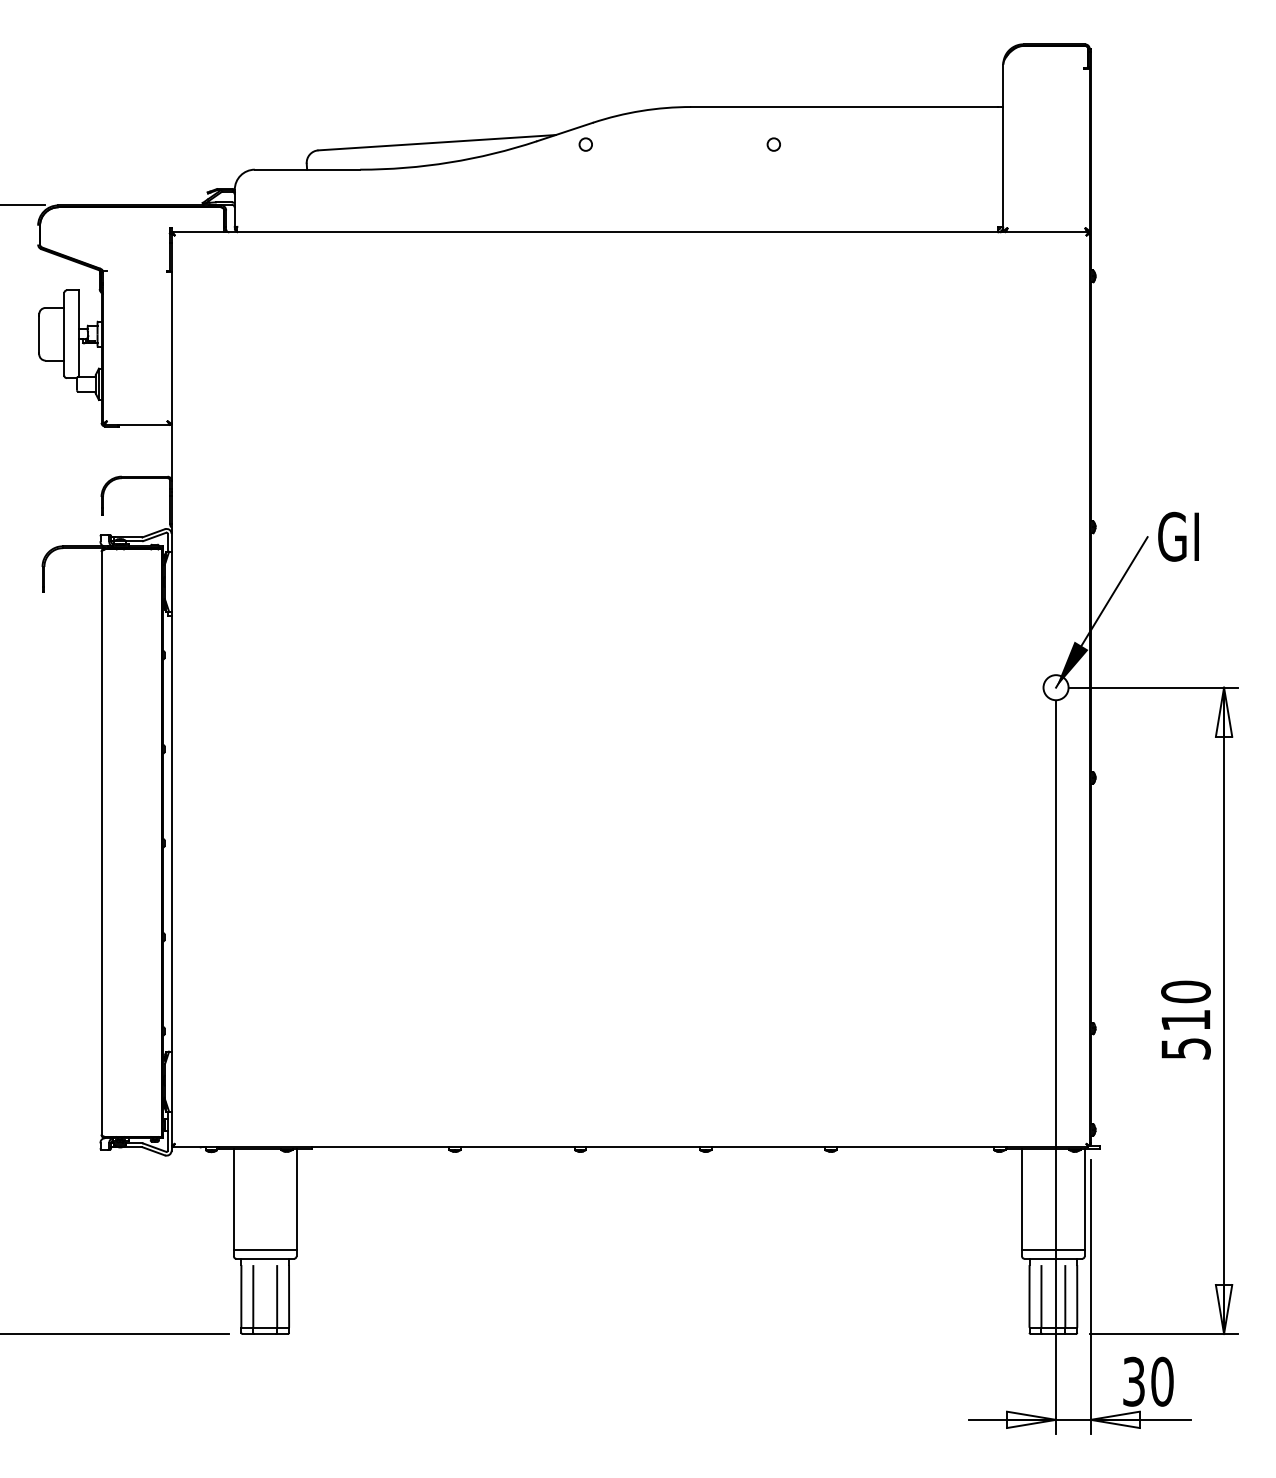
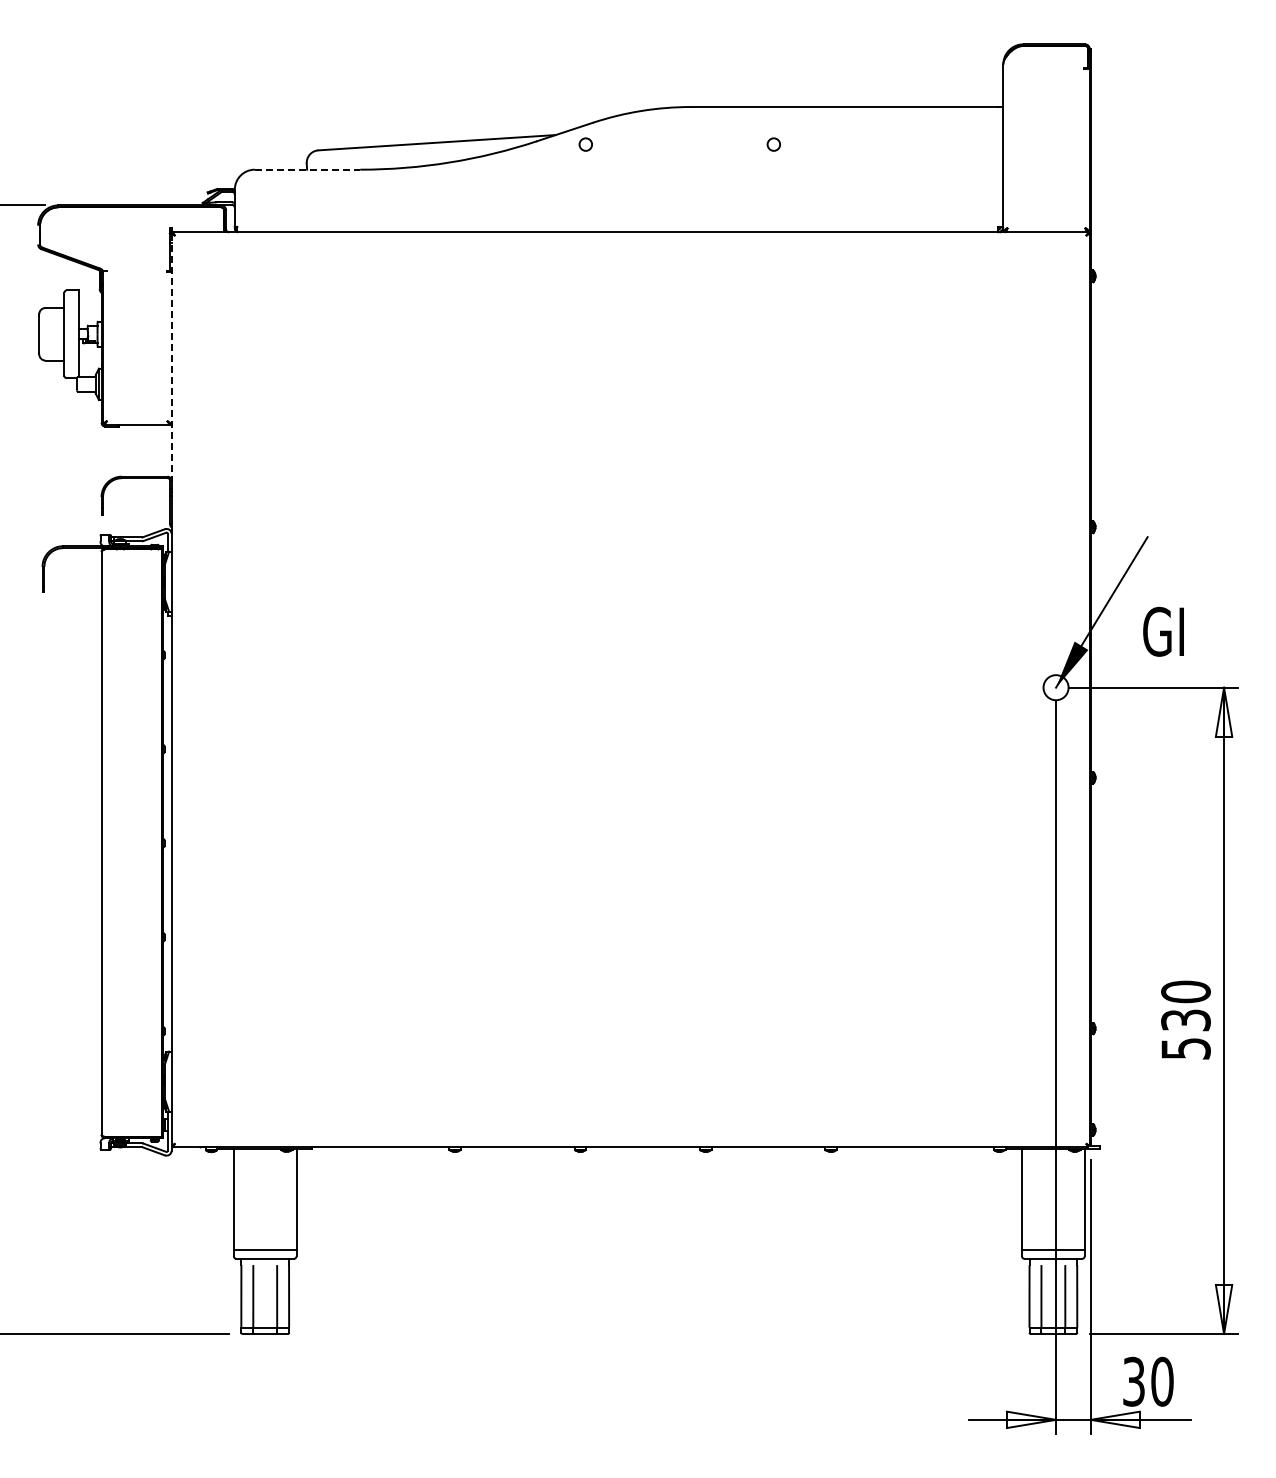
line: solid -> dashed (307, 169)
line: solid -> dashed (171, 357)
text position: (1178, 536) -> (1163, 631) (1163, 631)
text: 510 -> 530 (1185, 1020)
